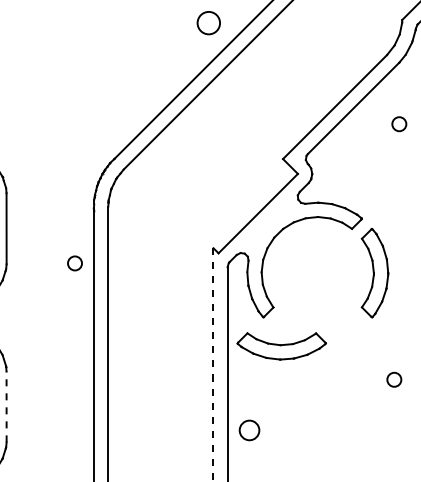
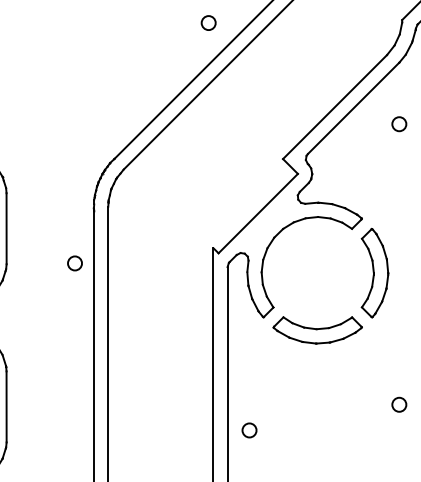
circle size: 25x25 px -> 17x16 px (208, 22)
part position: (281, 346) -> (317, 330) (317, 330)
line: dashed -> solid (213, 365)
circle position: (394, 379) -> (399, 404) (399, 404)
line: dashed -> solid (6, 406)
circle size: 23x23 px -> 17x17 px (249, 430)
